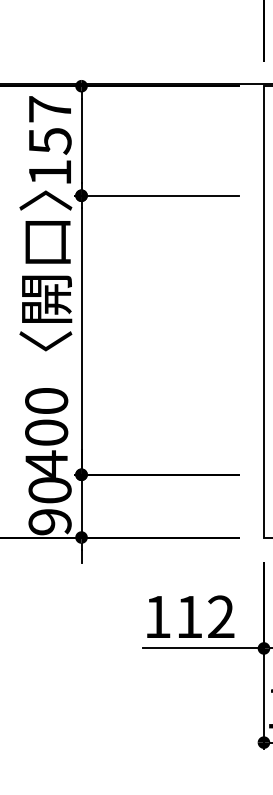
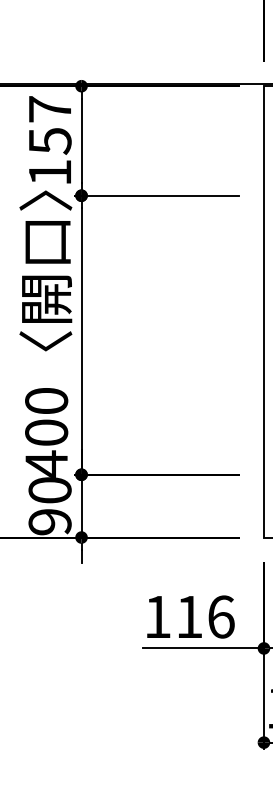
text: 112 -> 116 (221, 616)
